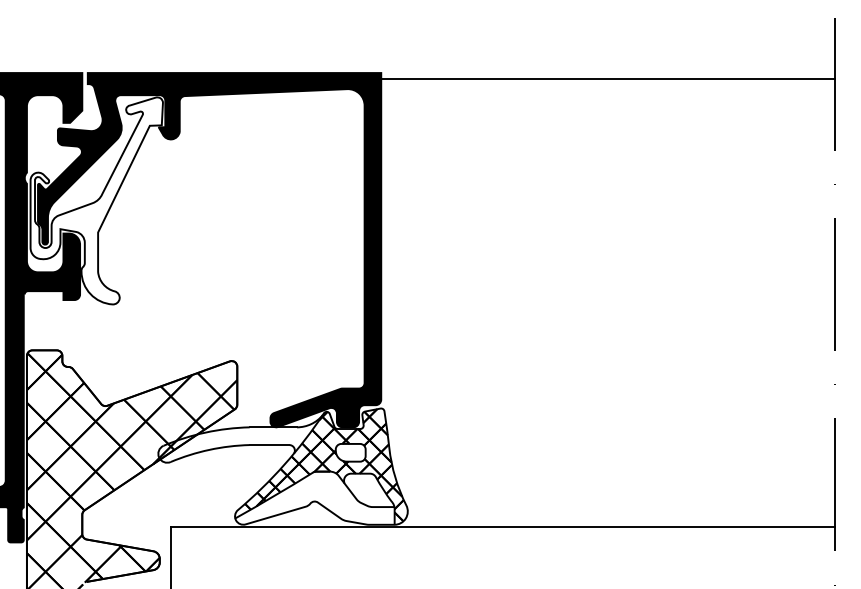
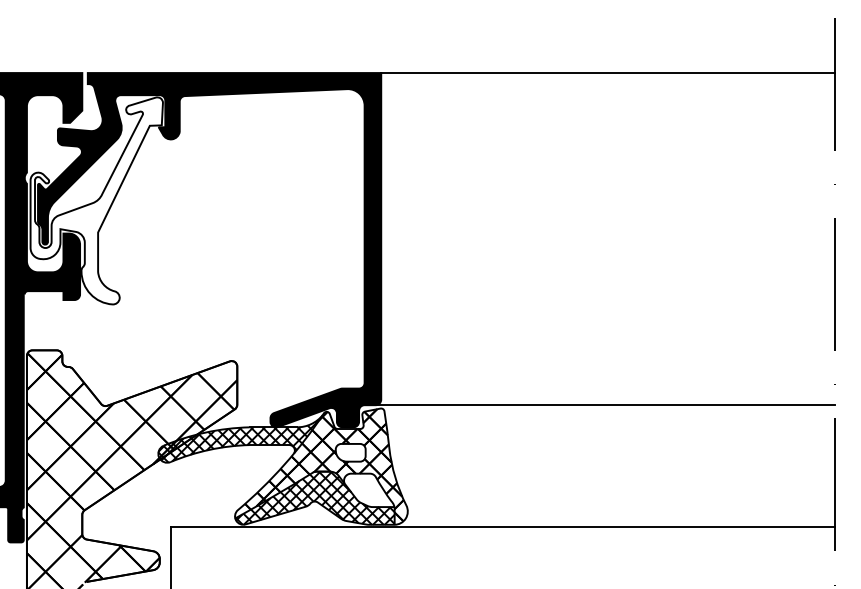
line position: (608, 79) -> (608, 73) (608, 73)
line: none -> present (605, 405)
hatch: none -> present (239, 439)
hatch: none -> present (315, 497)
